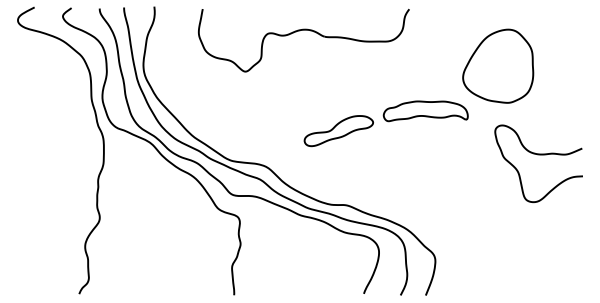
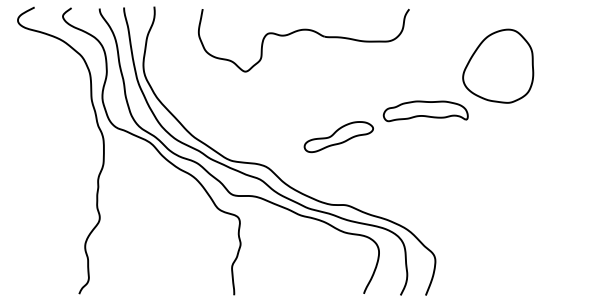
part position: (338, 131) -> (338, 137) (338, 137)
curve: present -> none (538, 155)
